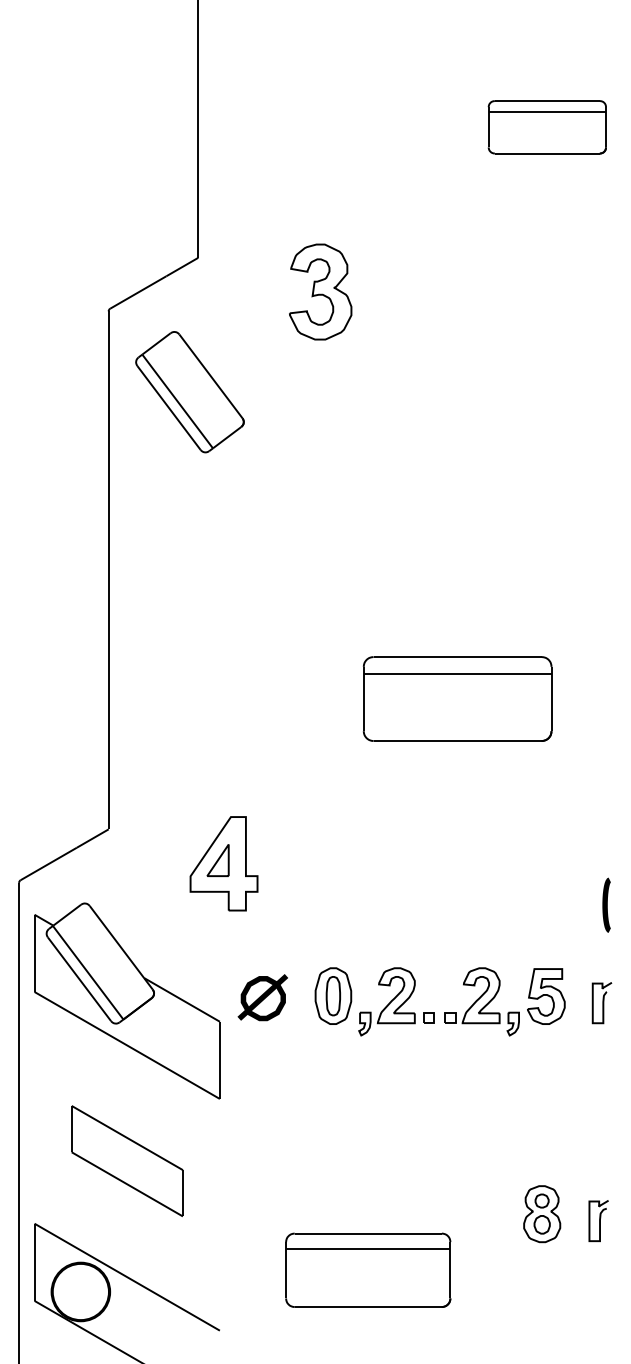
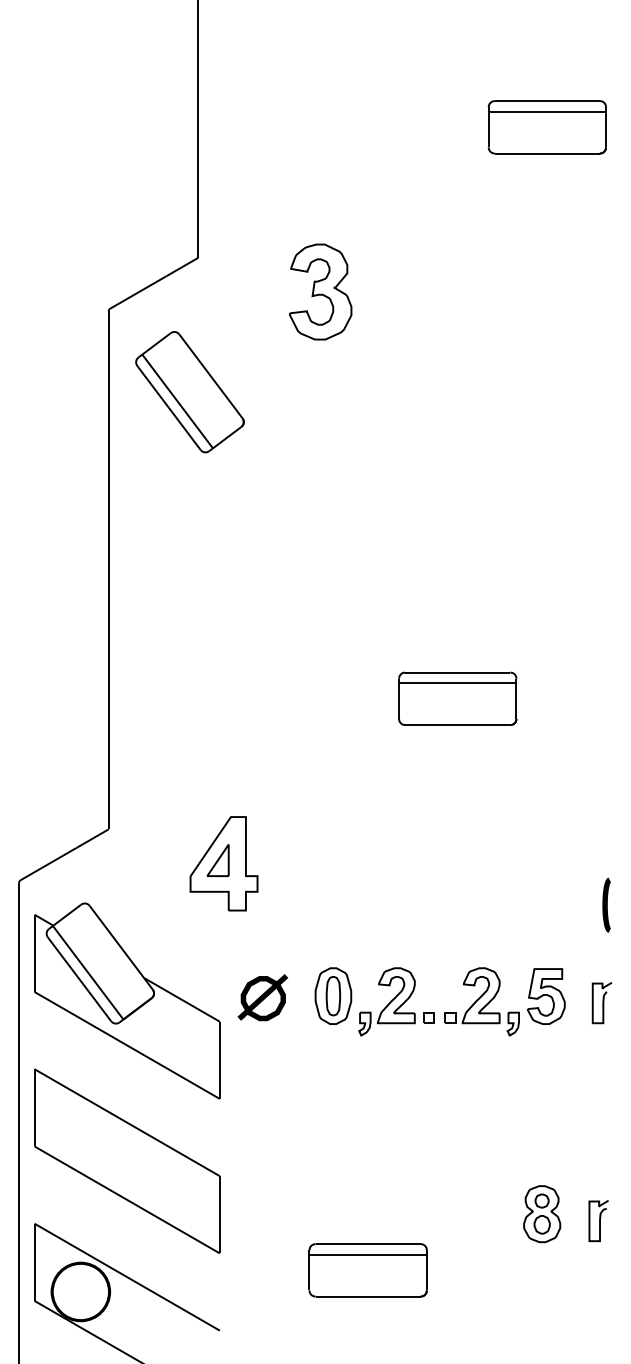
part size: 191x86 px -> 120x55 px (457, 698)
part size: 113x112 px -> 187x186 px (127, 1160)
part size: 167x76 px -> 120x55 px (367, 1270)
